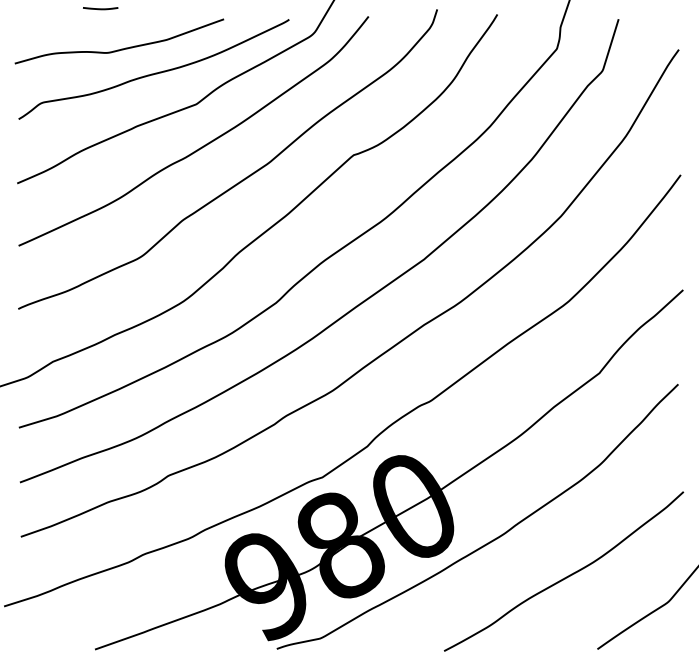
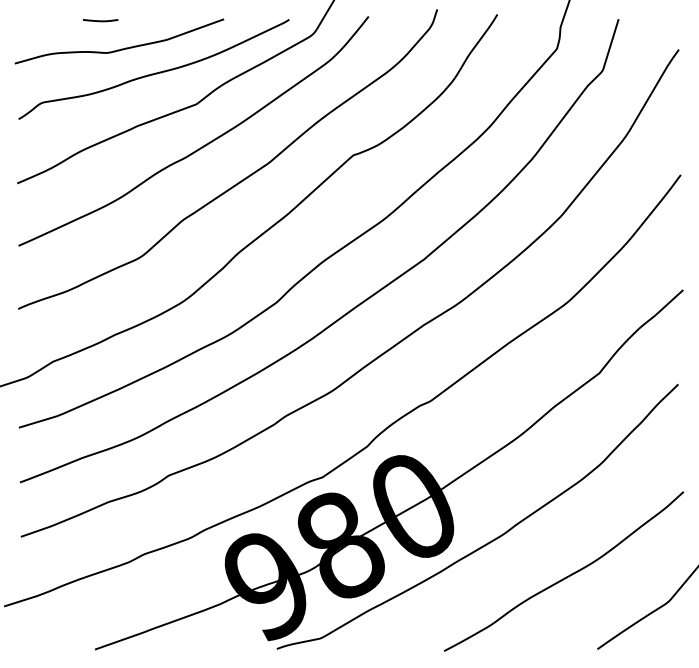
line position: (100, 8) -> (100, 20) (100, 20)
